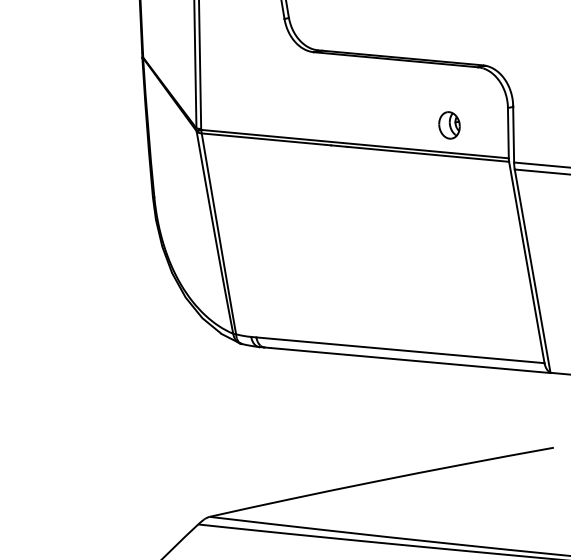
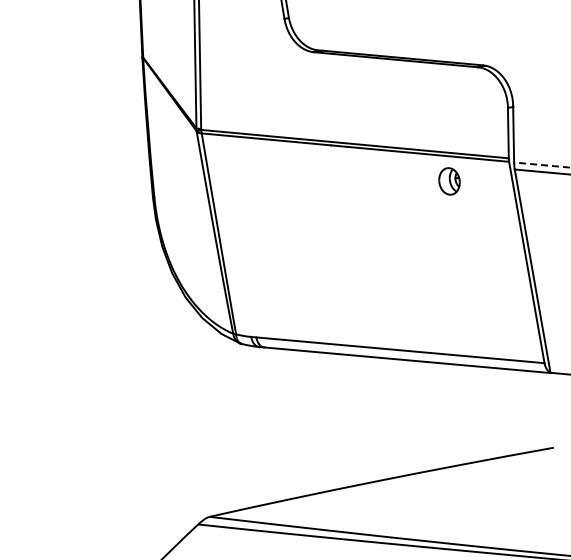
part position: (449, 125) -> (449, 181) (449, 181)
line: solid -> dashed (541, 165)
